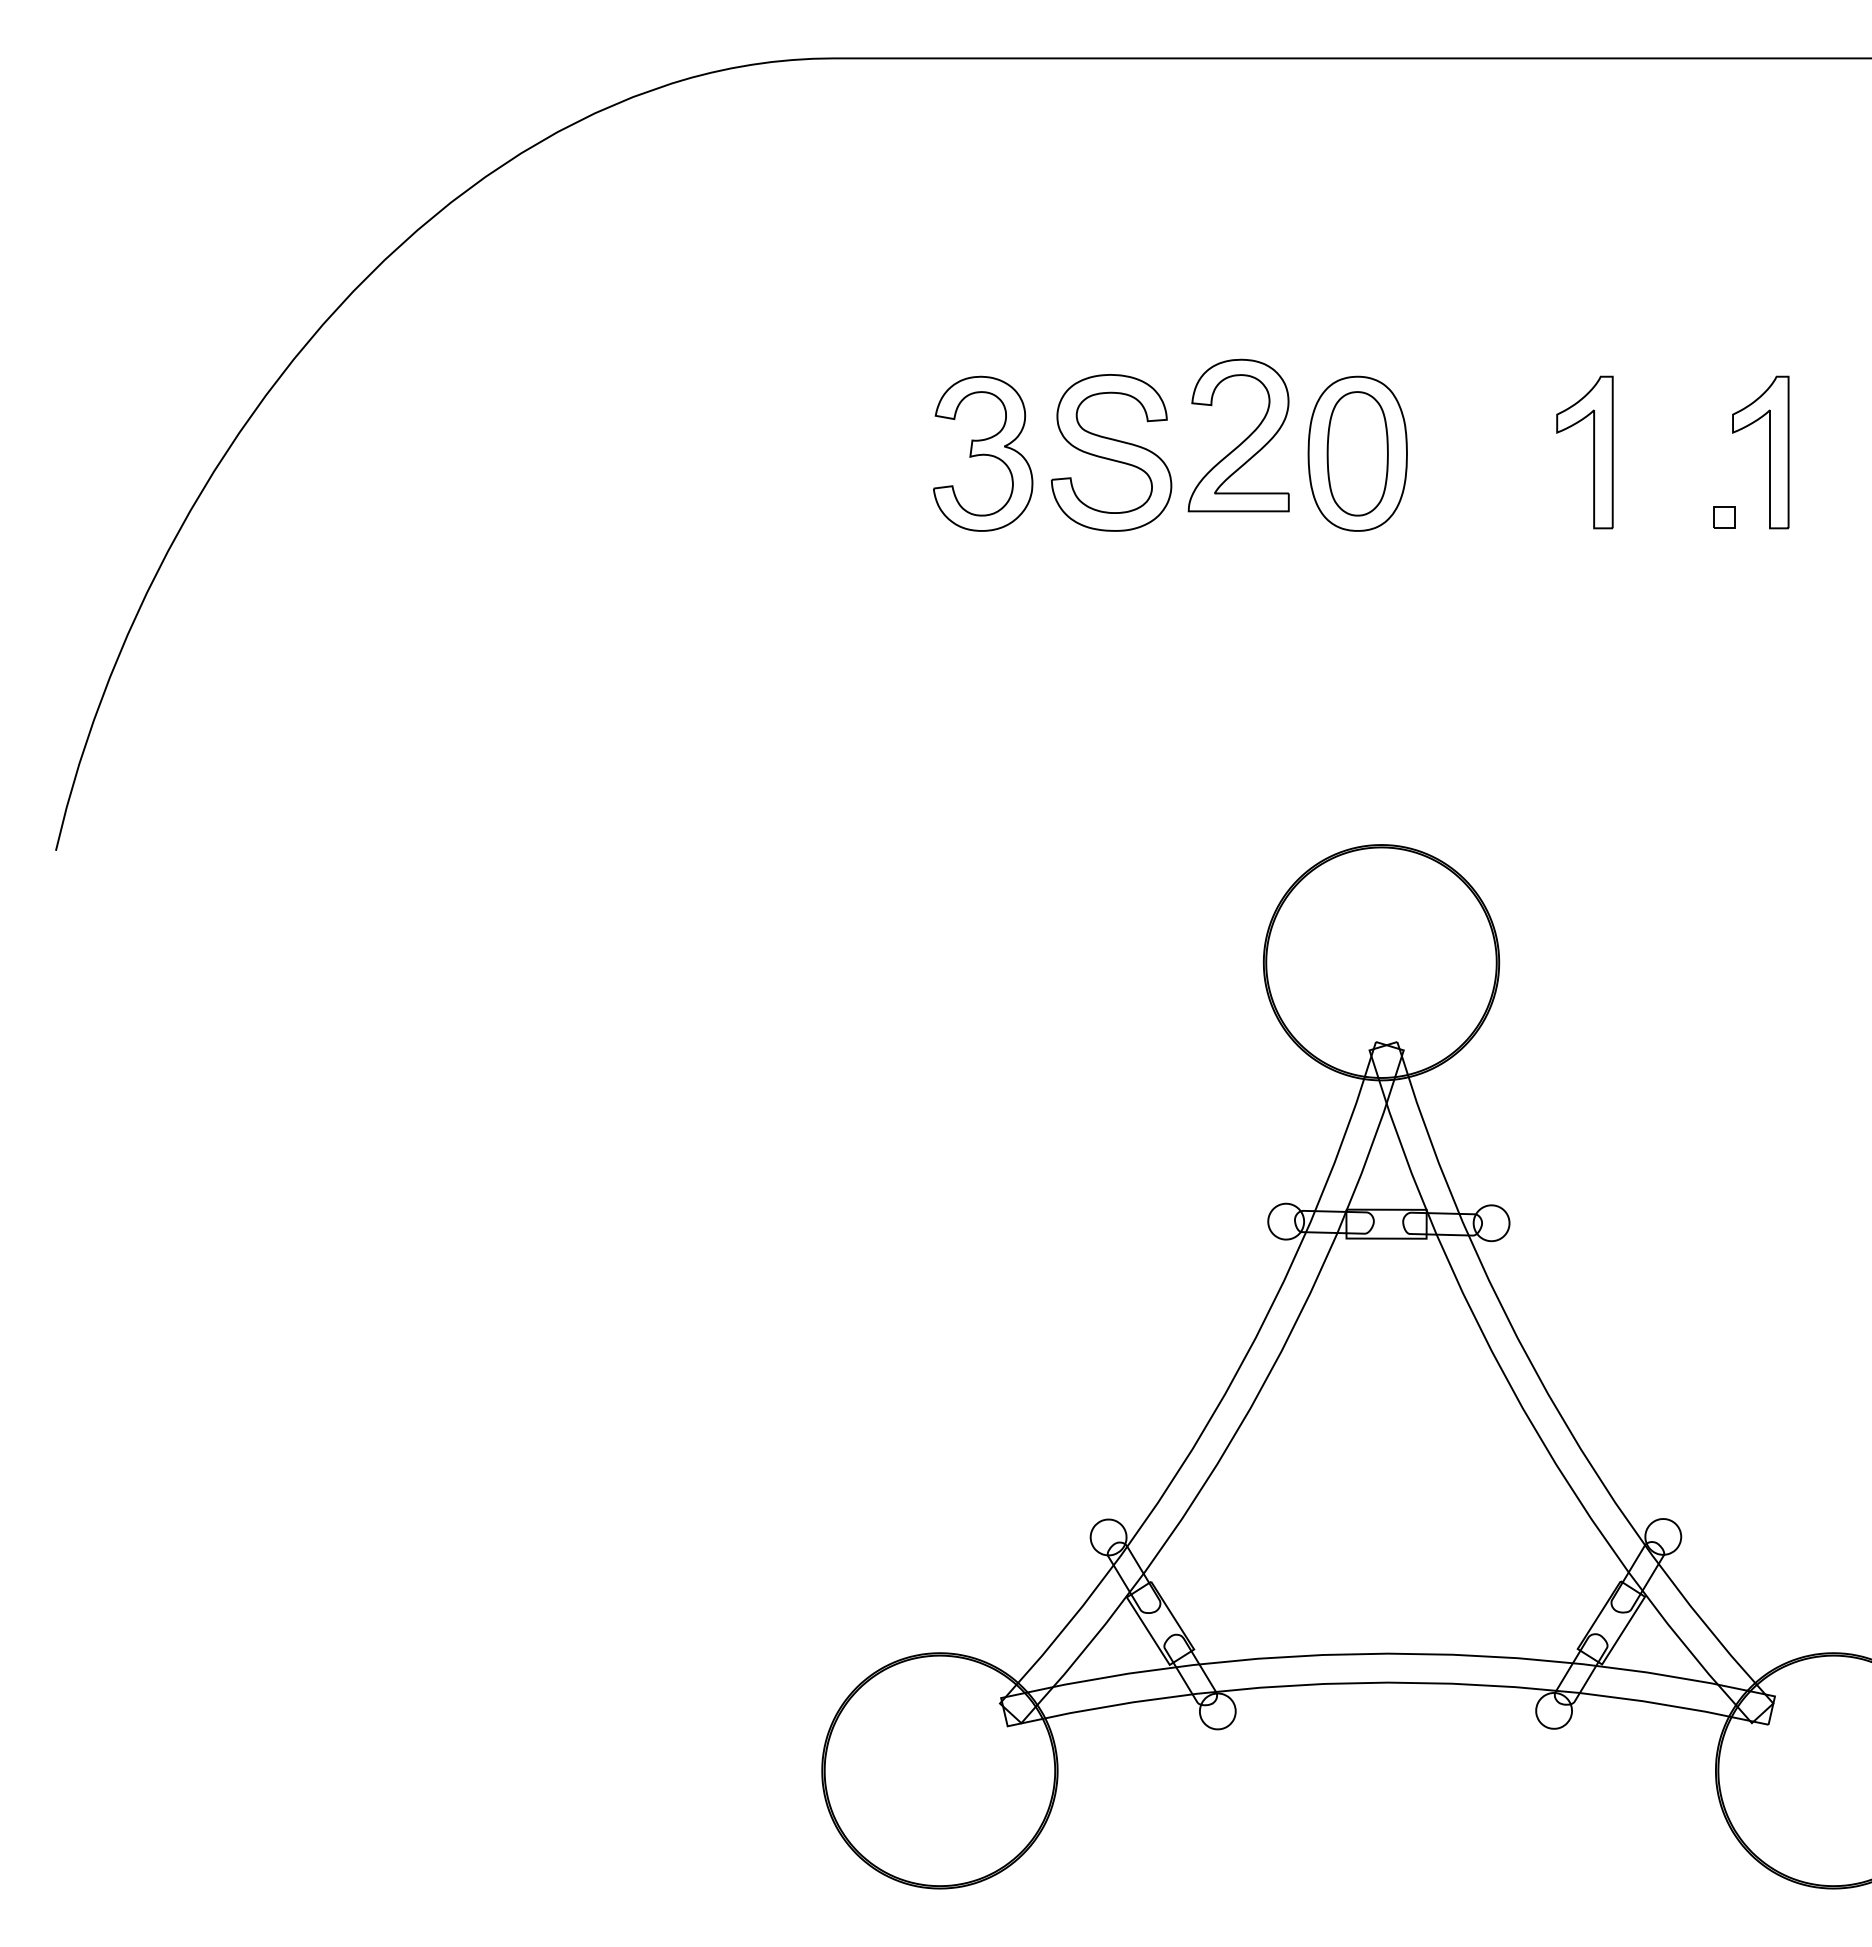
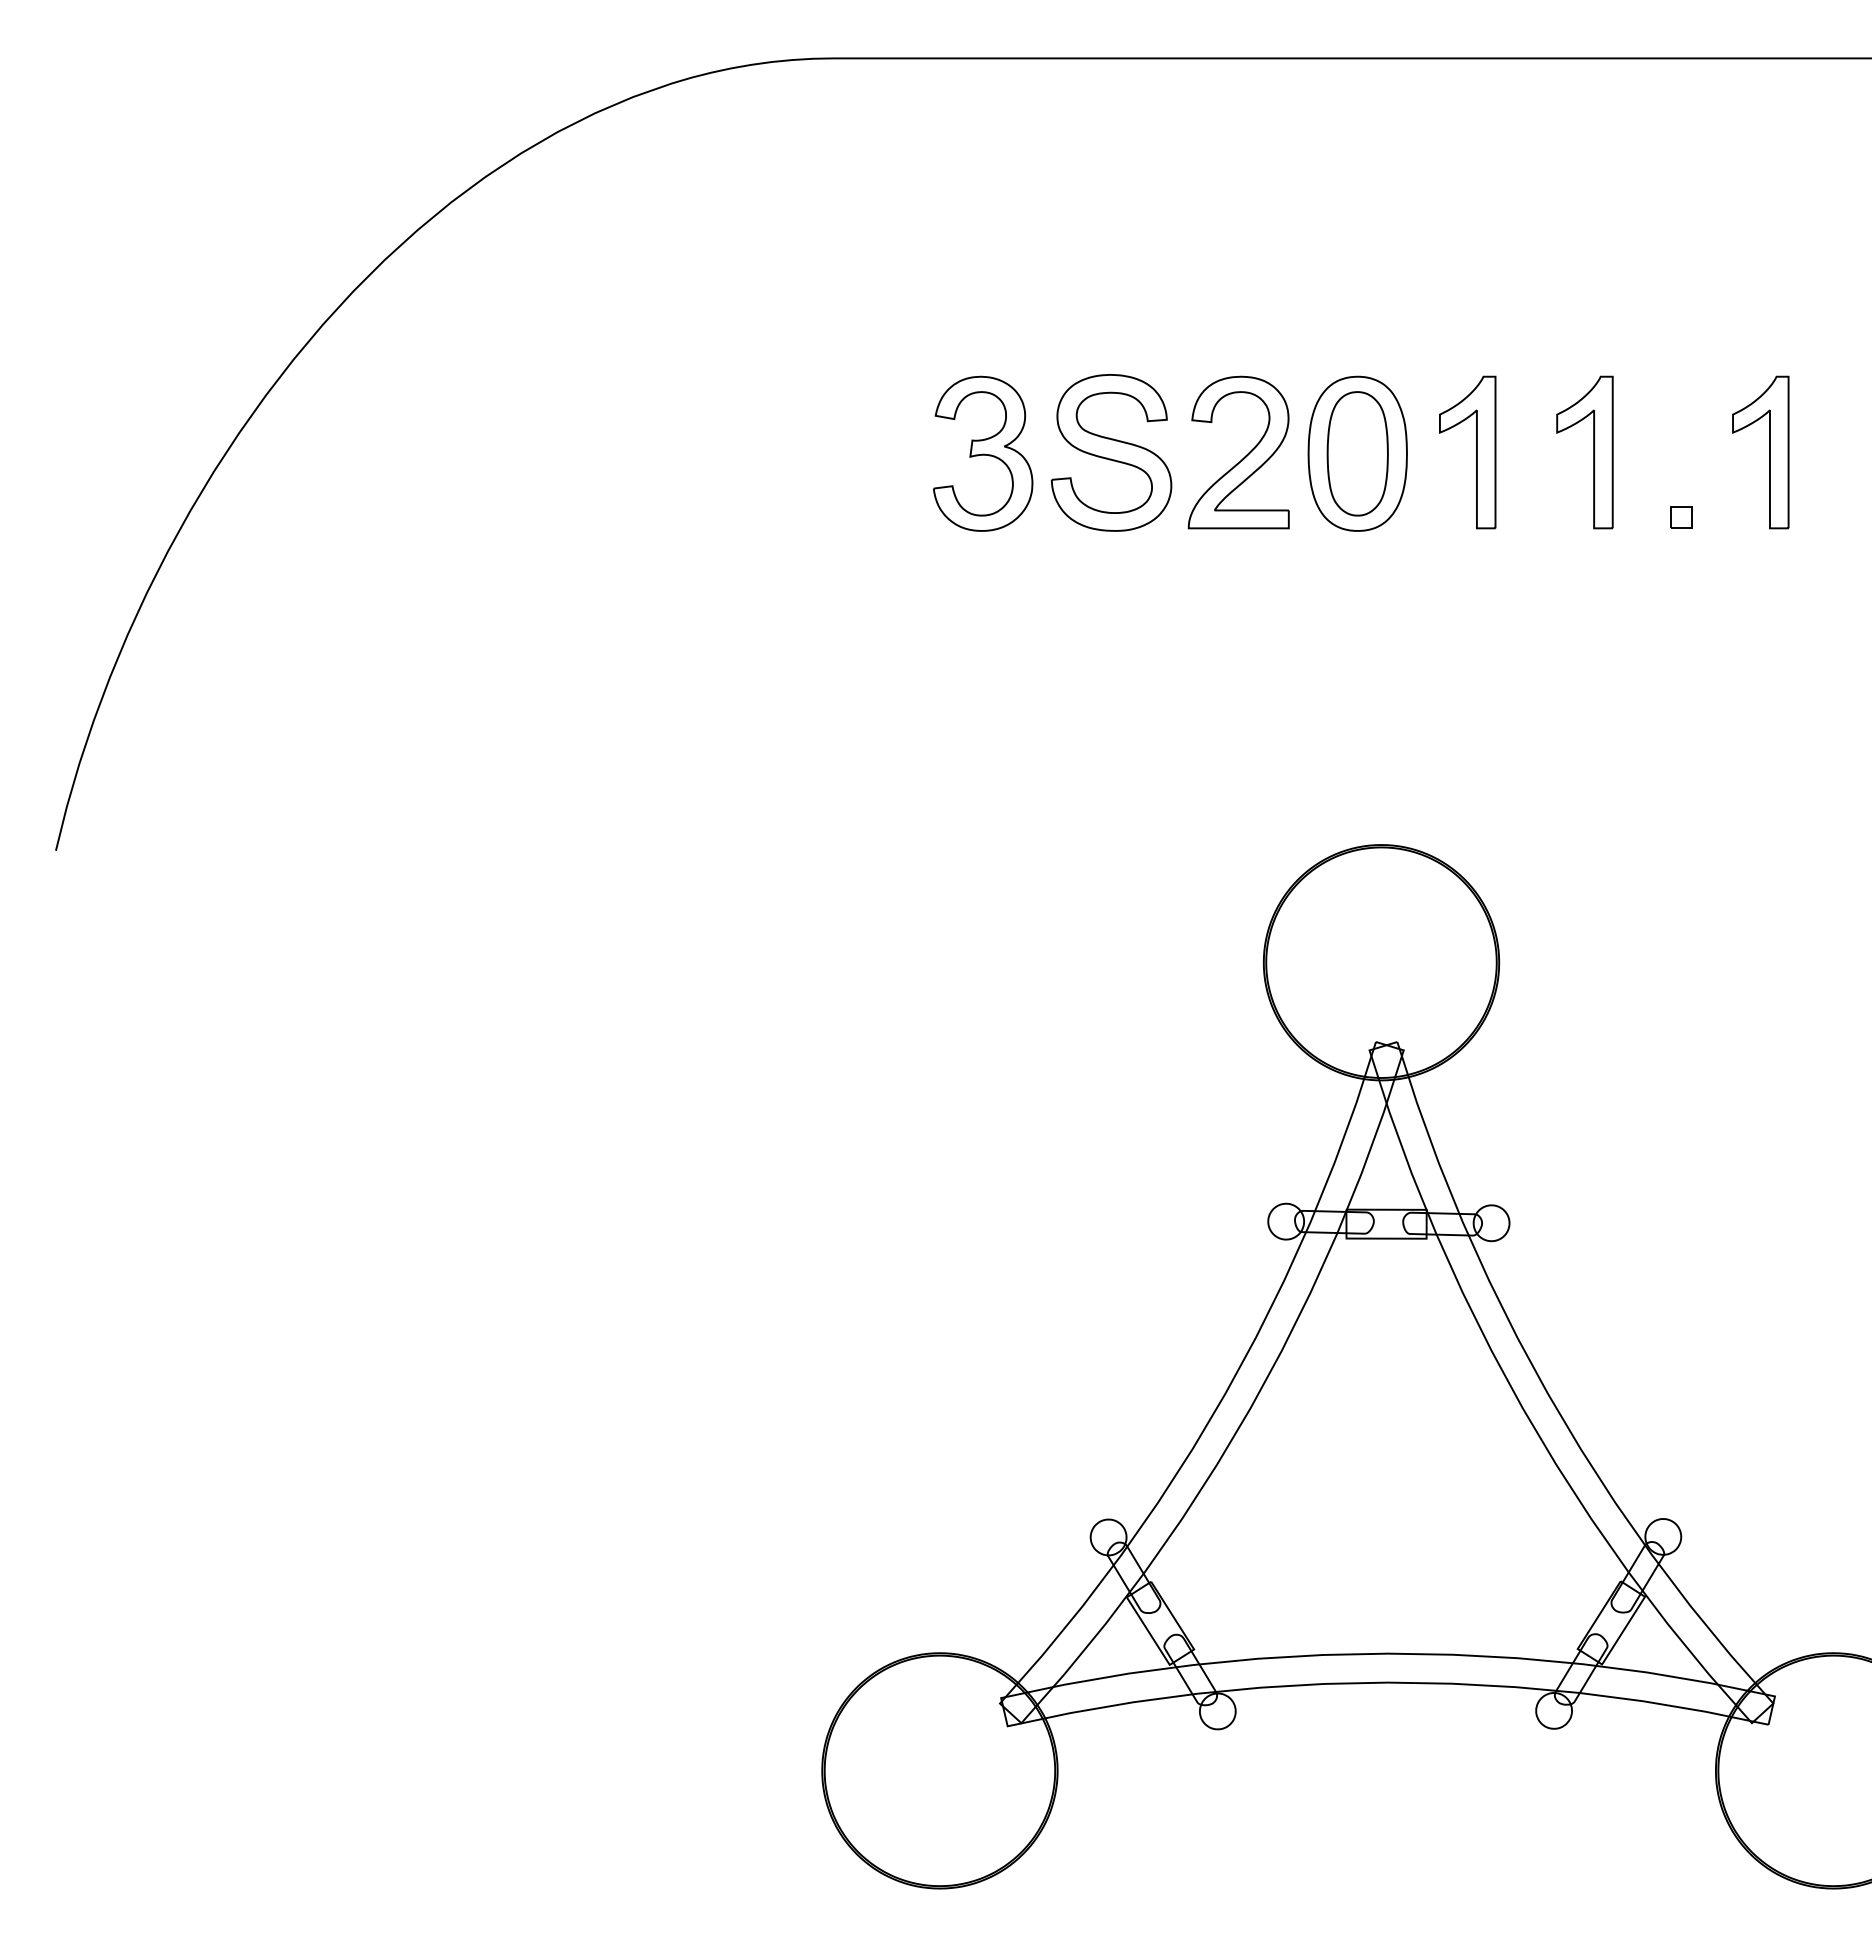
part position: (1243, 440) -> (1243, 457) (1243, 457)
part: none -> present (1476, 452)
part position: (1724, 517) -> (1681, 517) (1681, 517)
